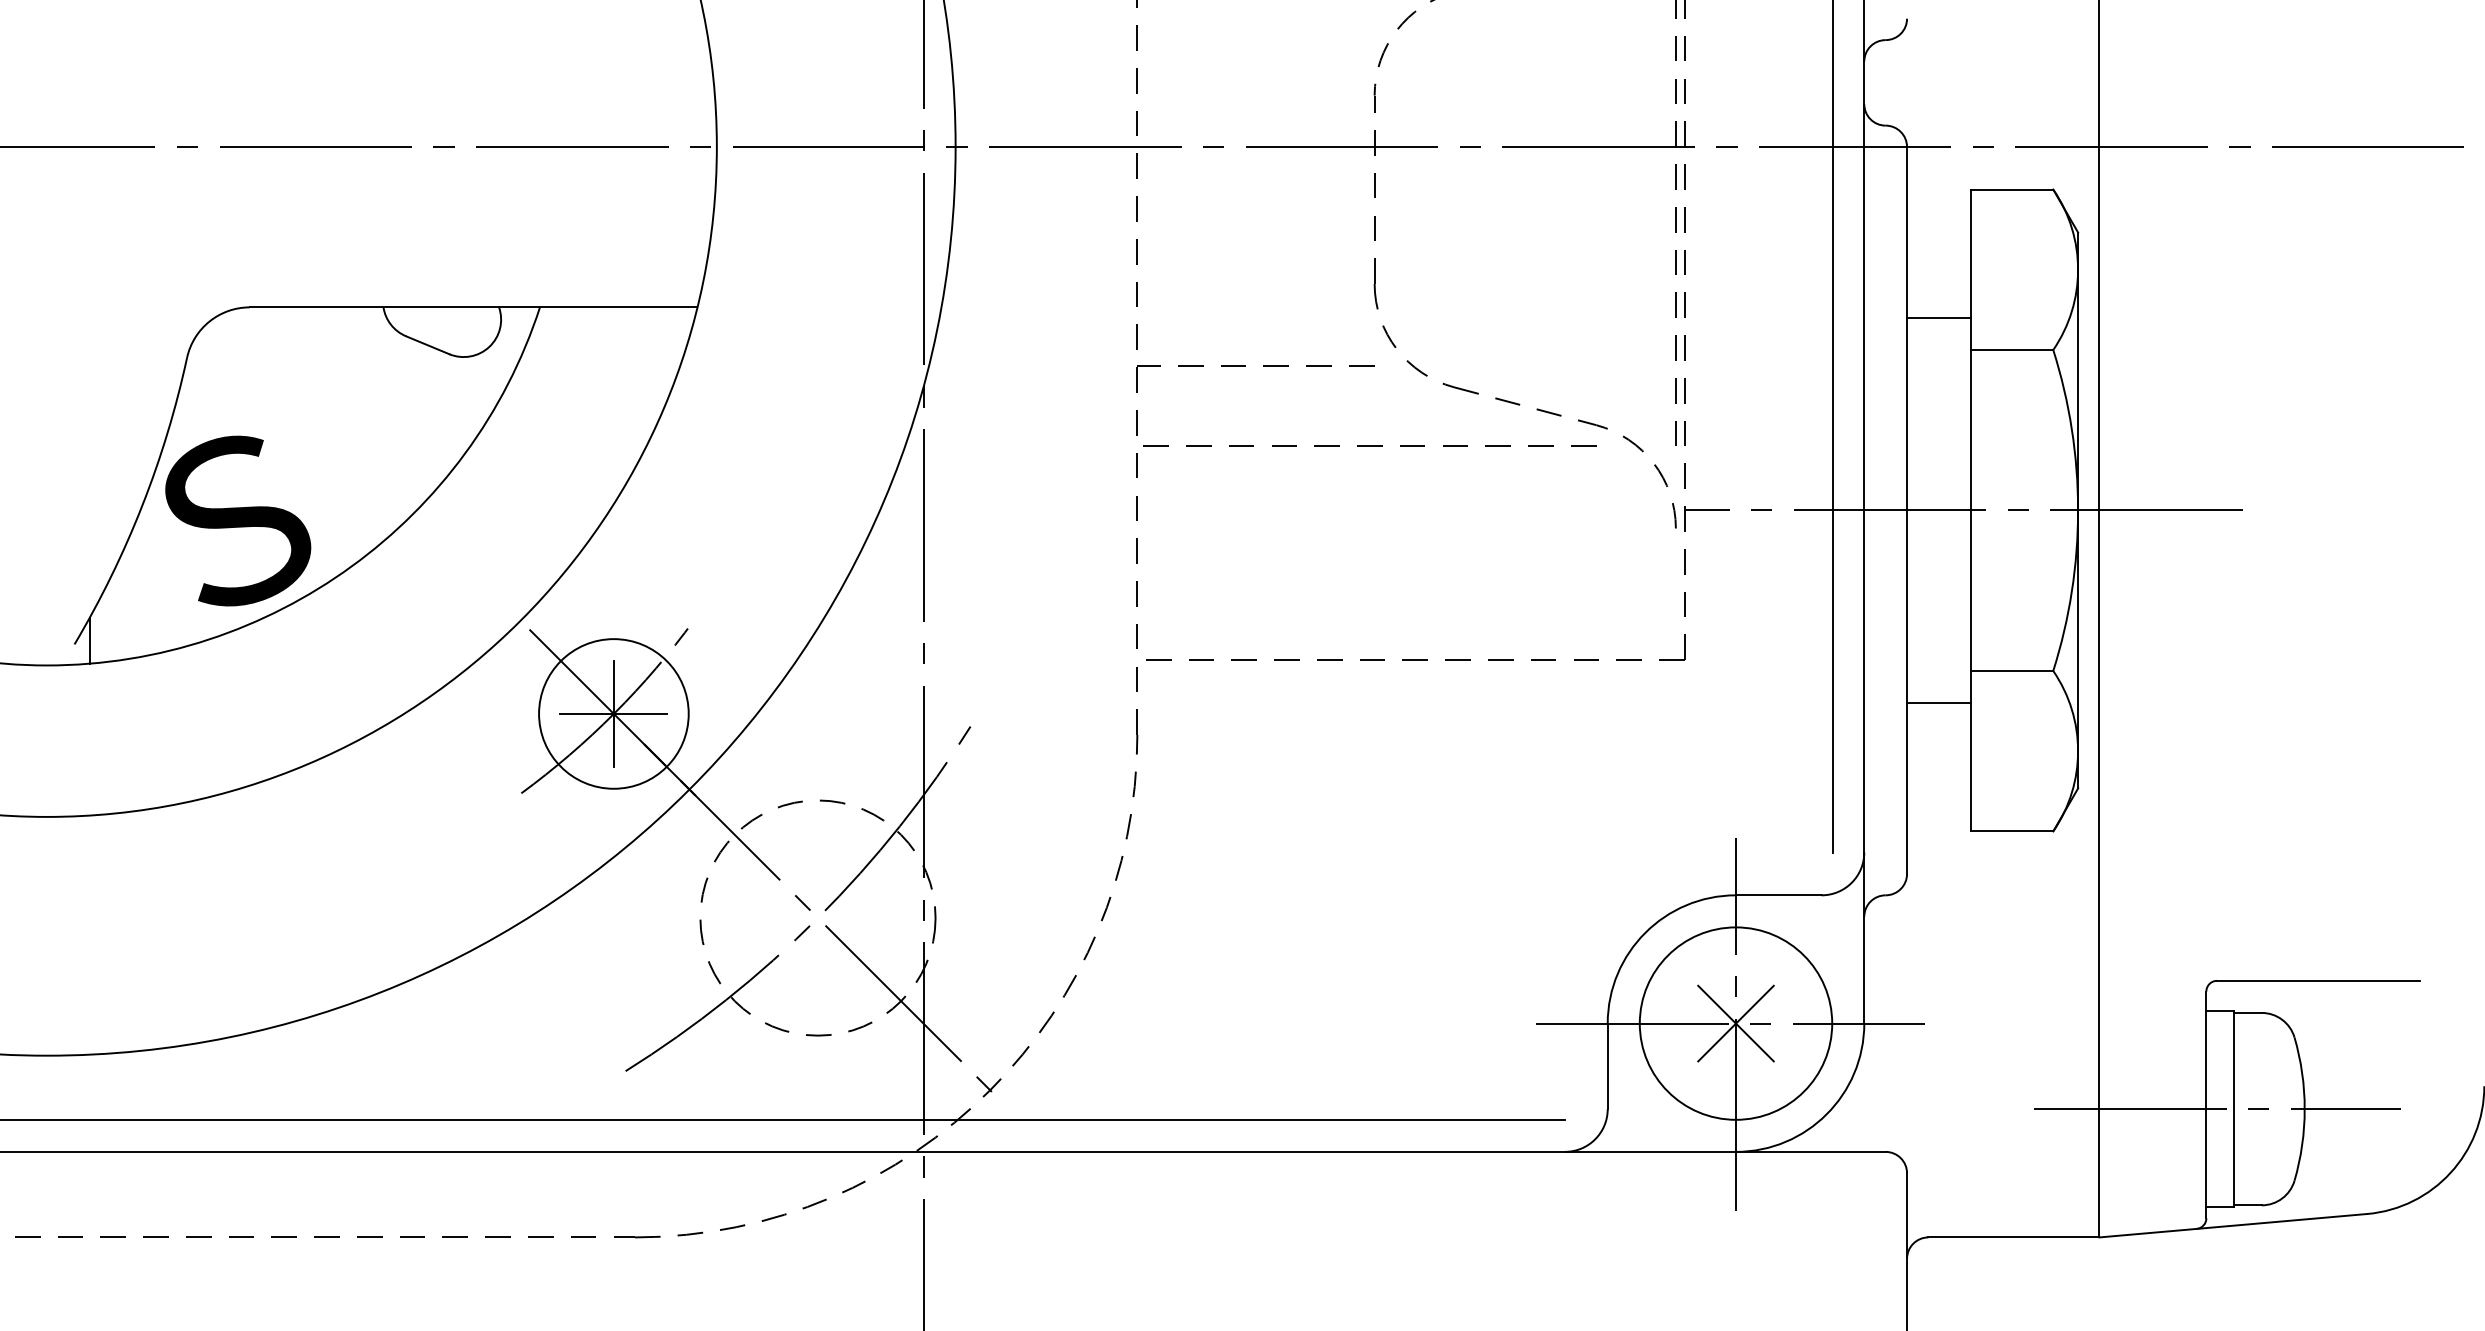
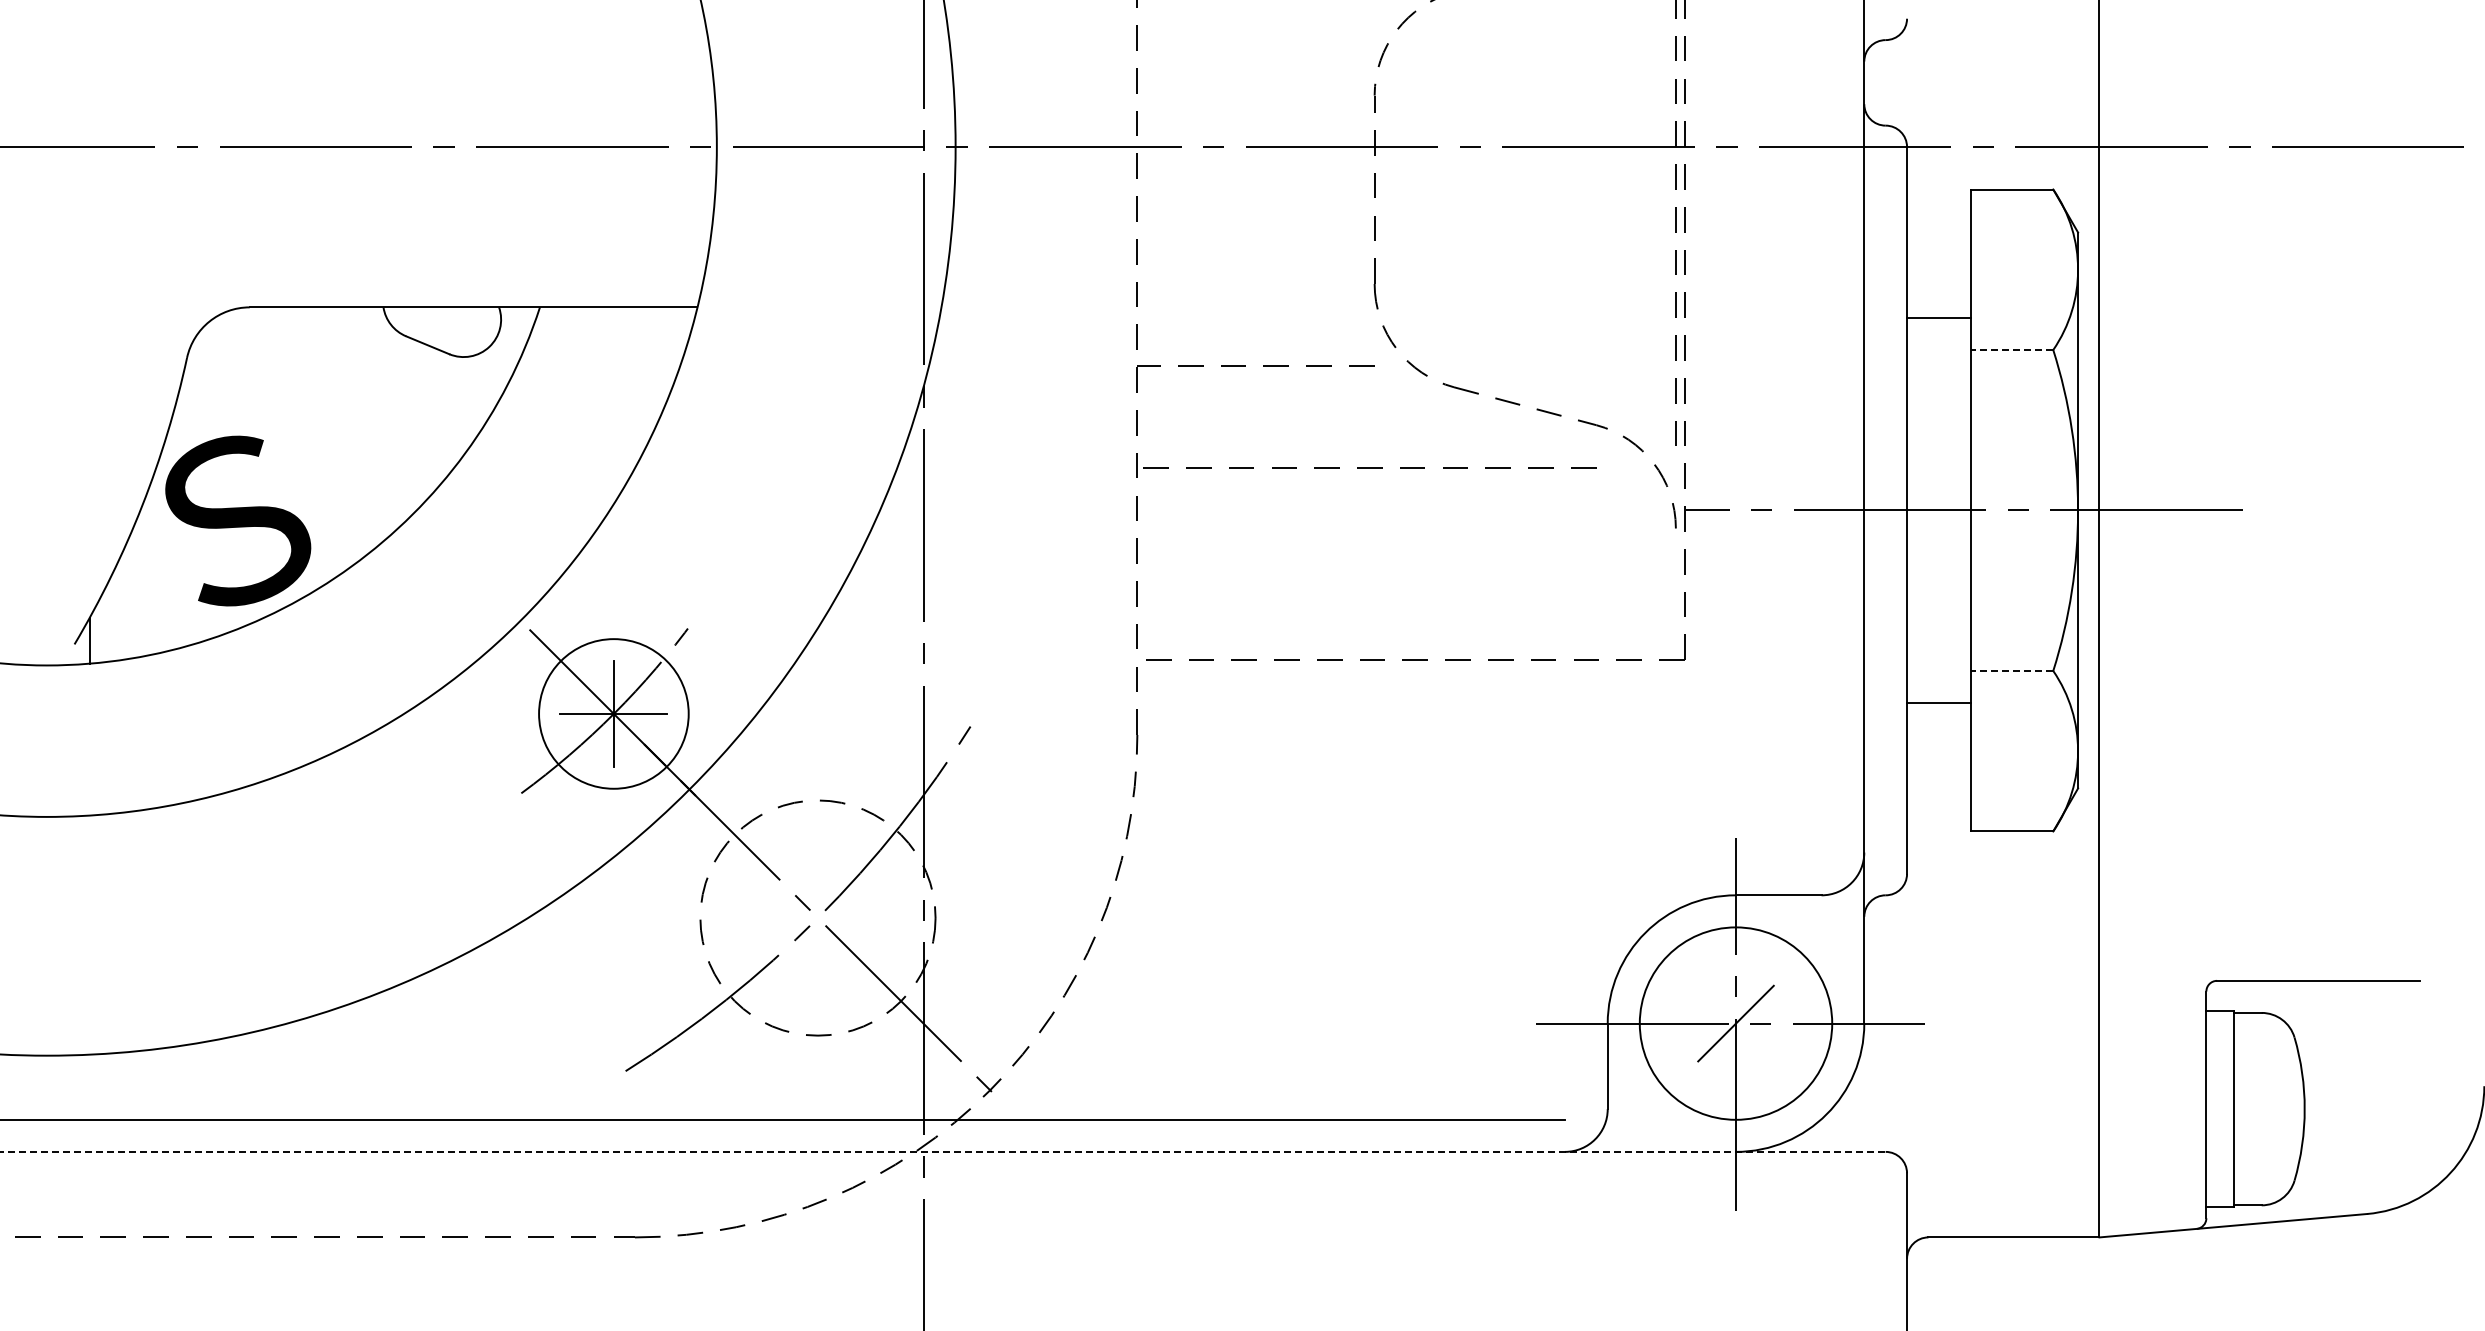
line: solid -> dashed (2011, 350)
line: present -> none (1832, 427)
line position: (1369, 445) -> (1369, 467) (1369, 467)
line: solid -> dashed (2011, 670)
line: present -> none (1735, 1023)
line: present -> none (2217, 1109)
line: solid -> dashed (943, 1151)
